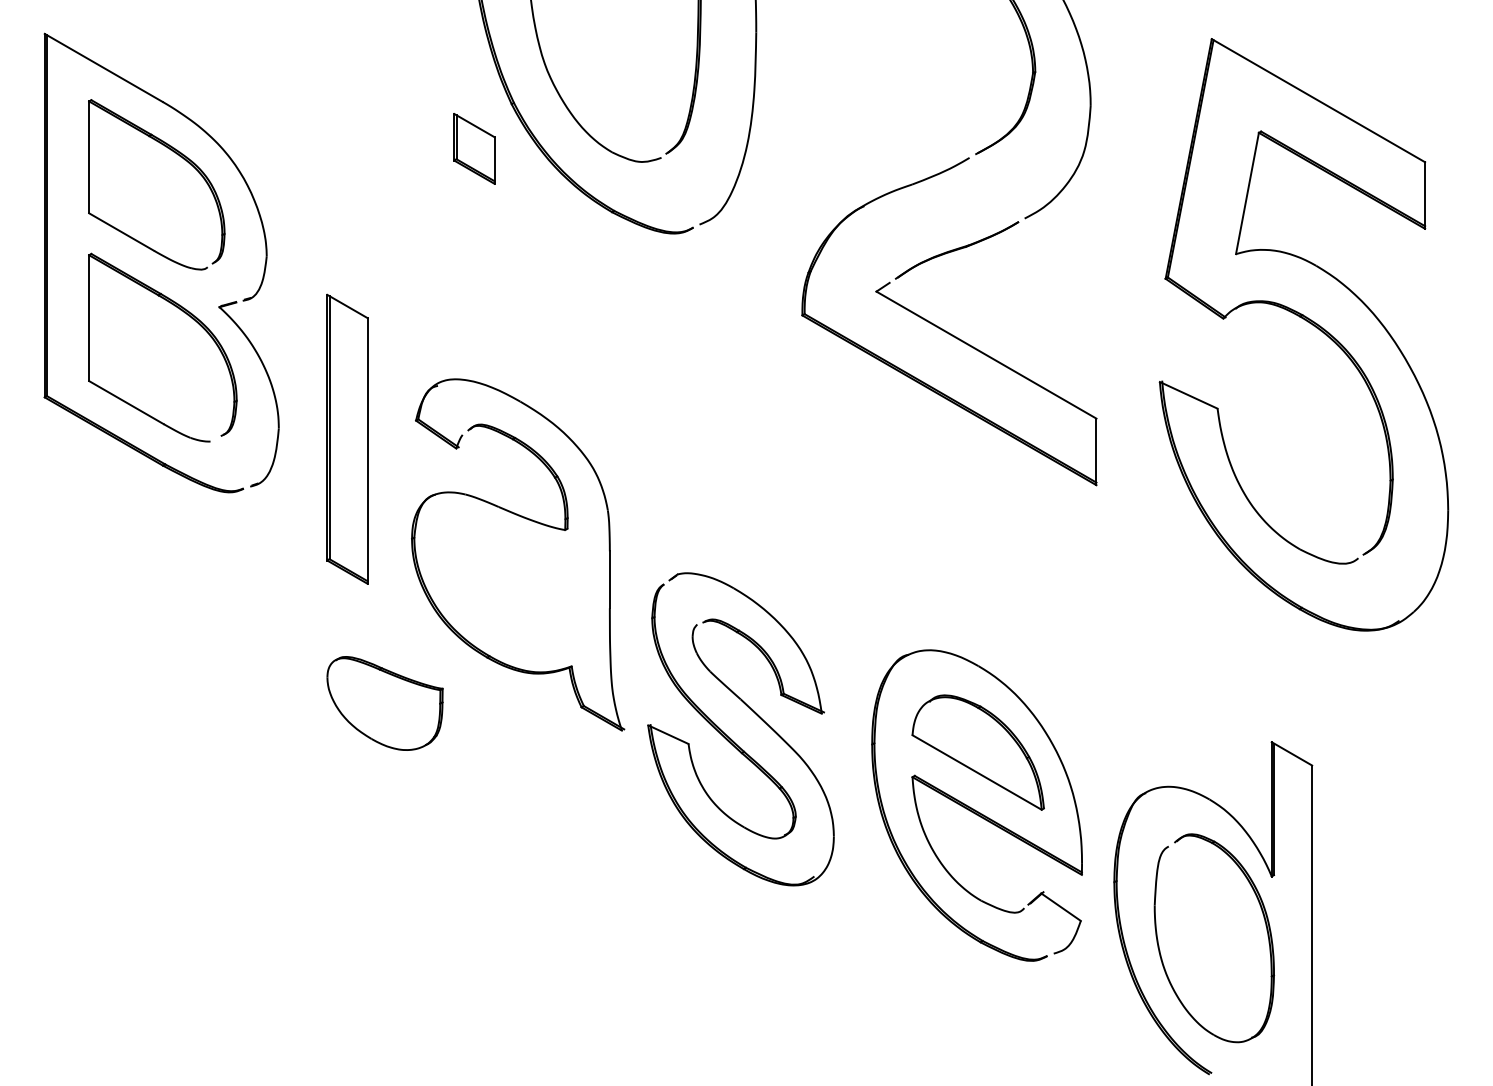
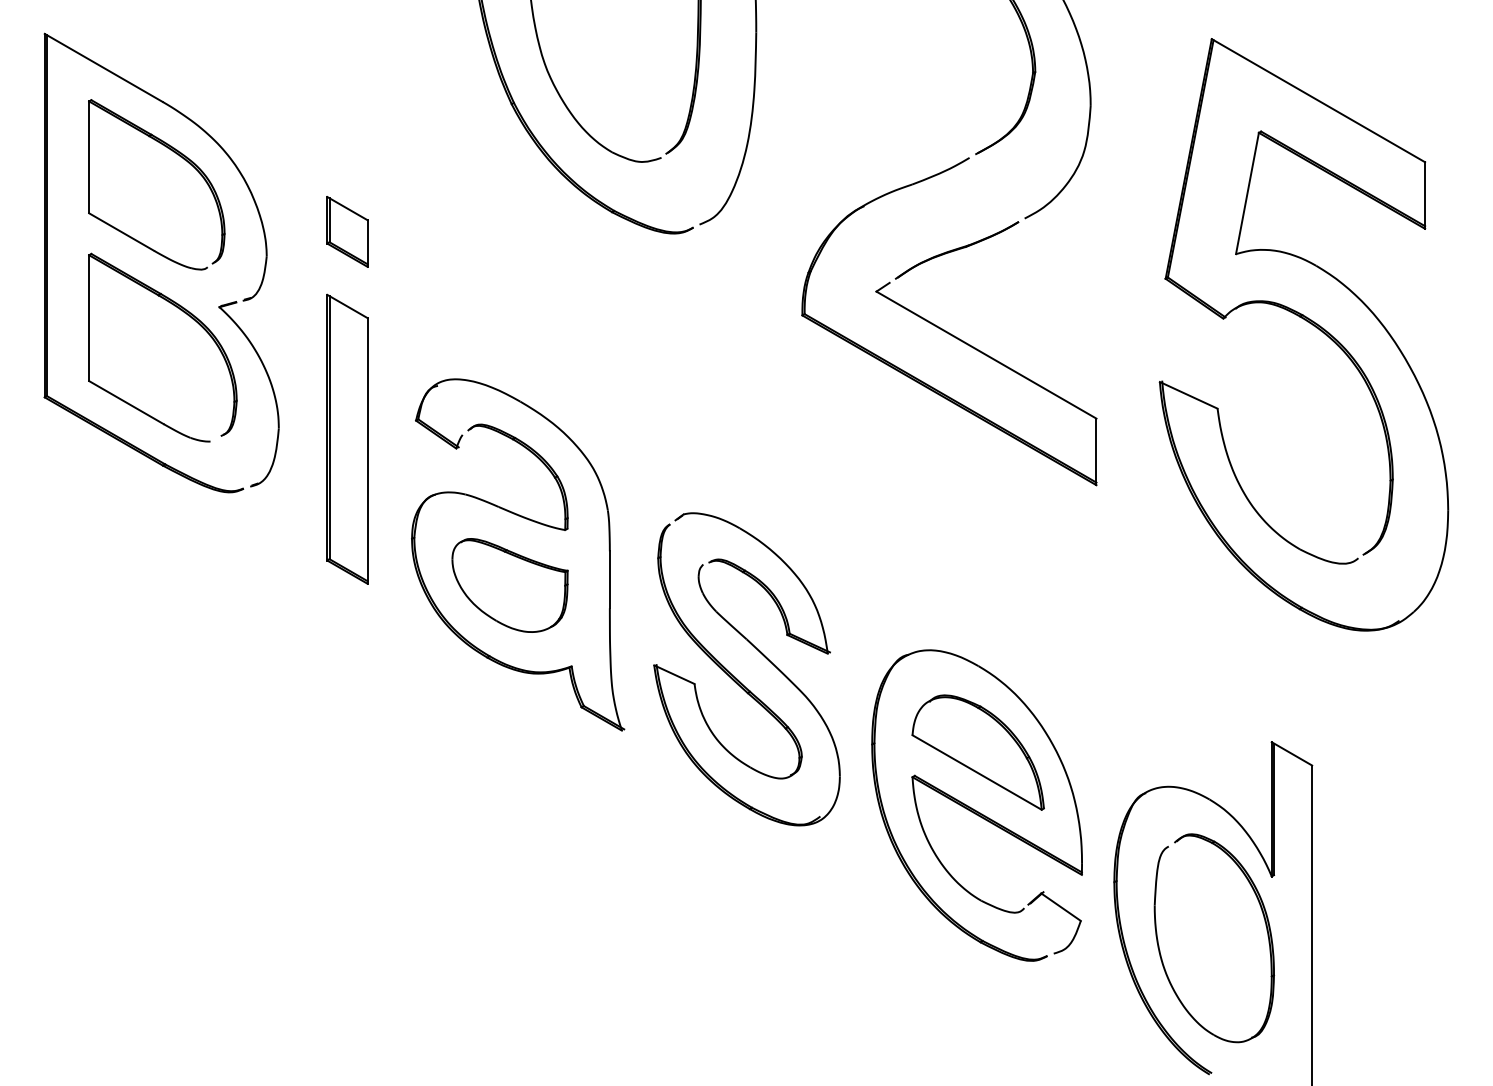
part position: (474, 148) -> (347, 231) (347, 231)
part position: (384, 703) -> (509, 585) (509, 585)
part position: (731, 738) -> (737, 678) (737, 678)
